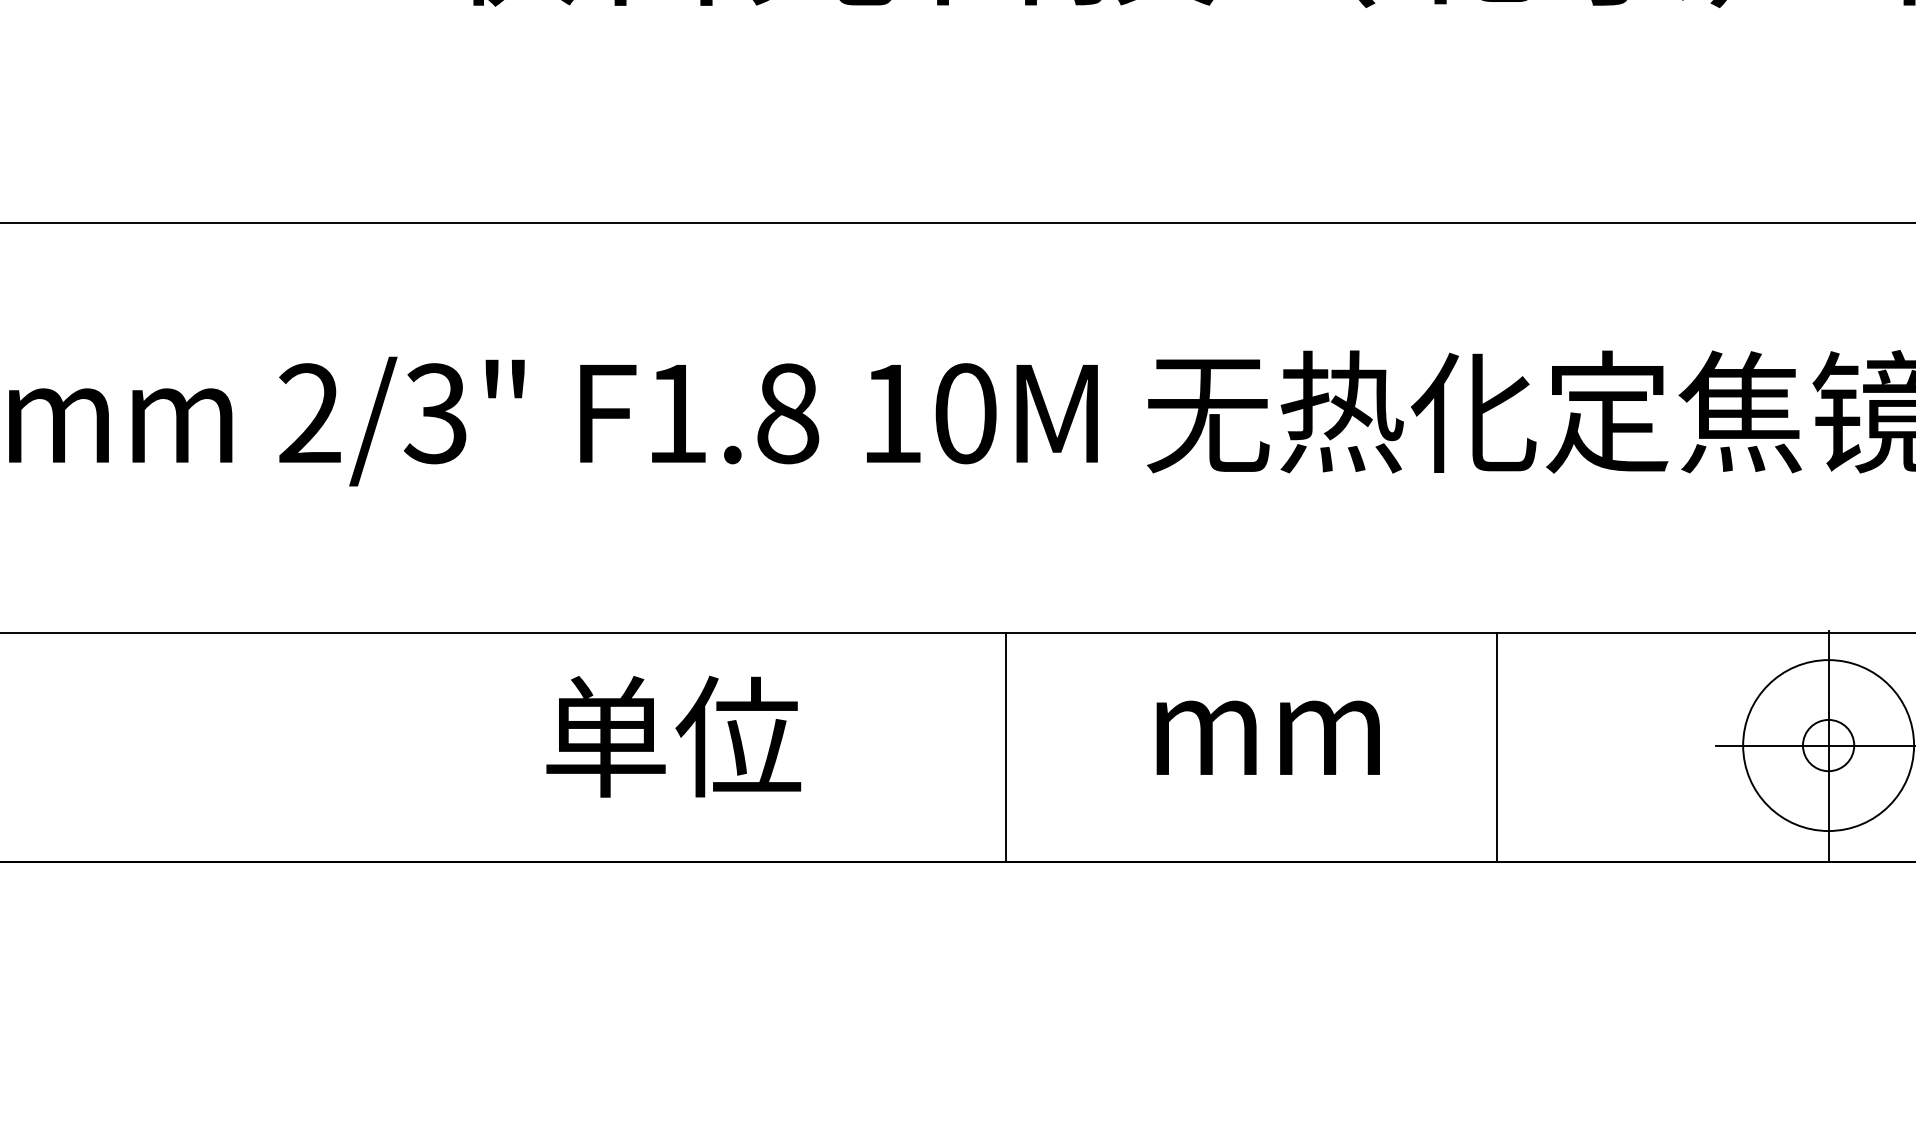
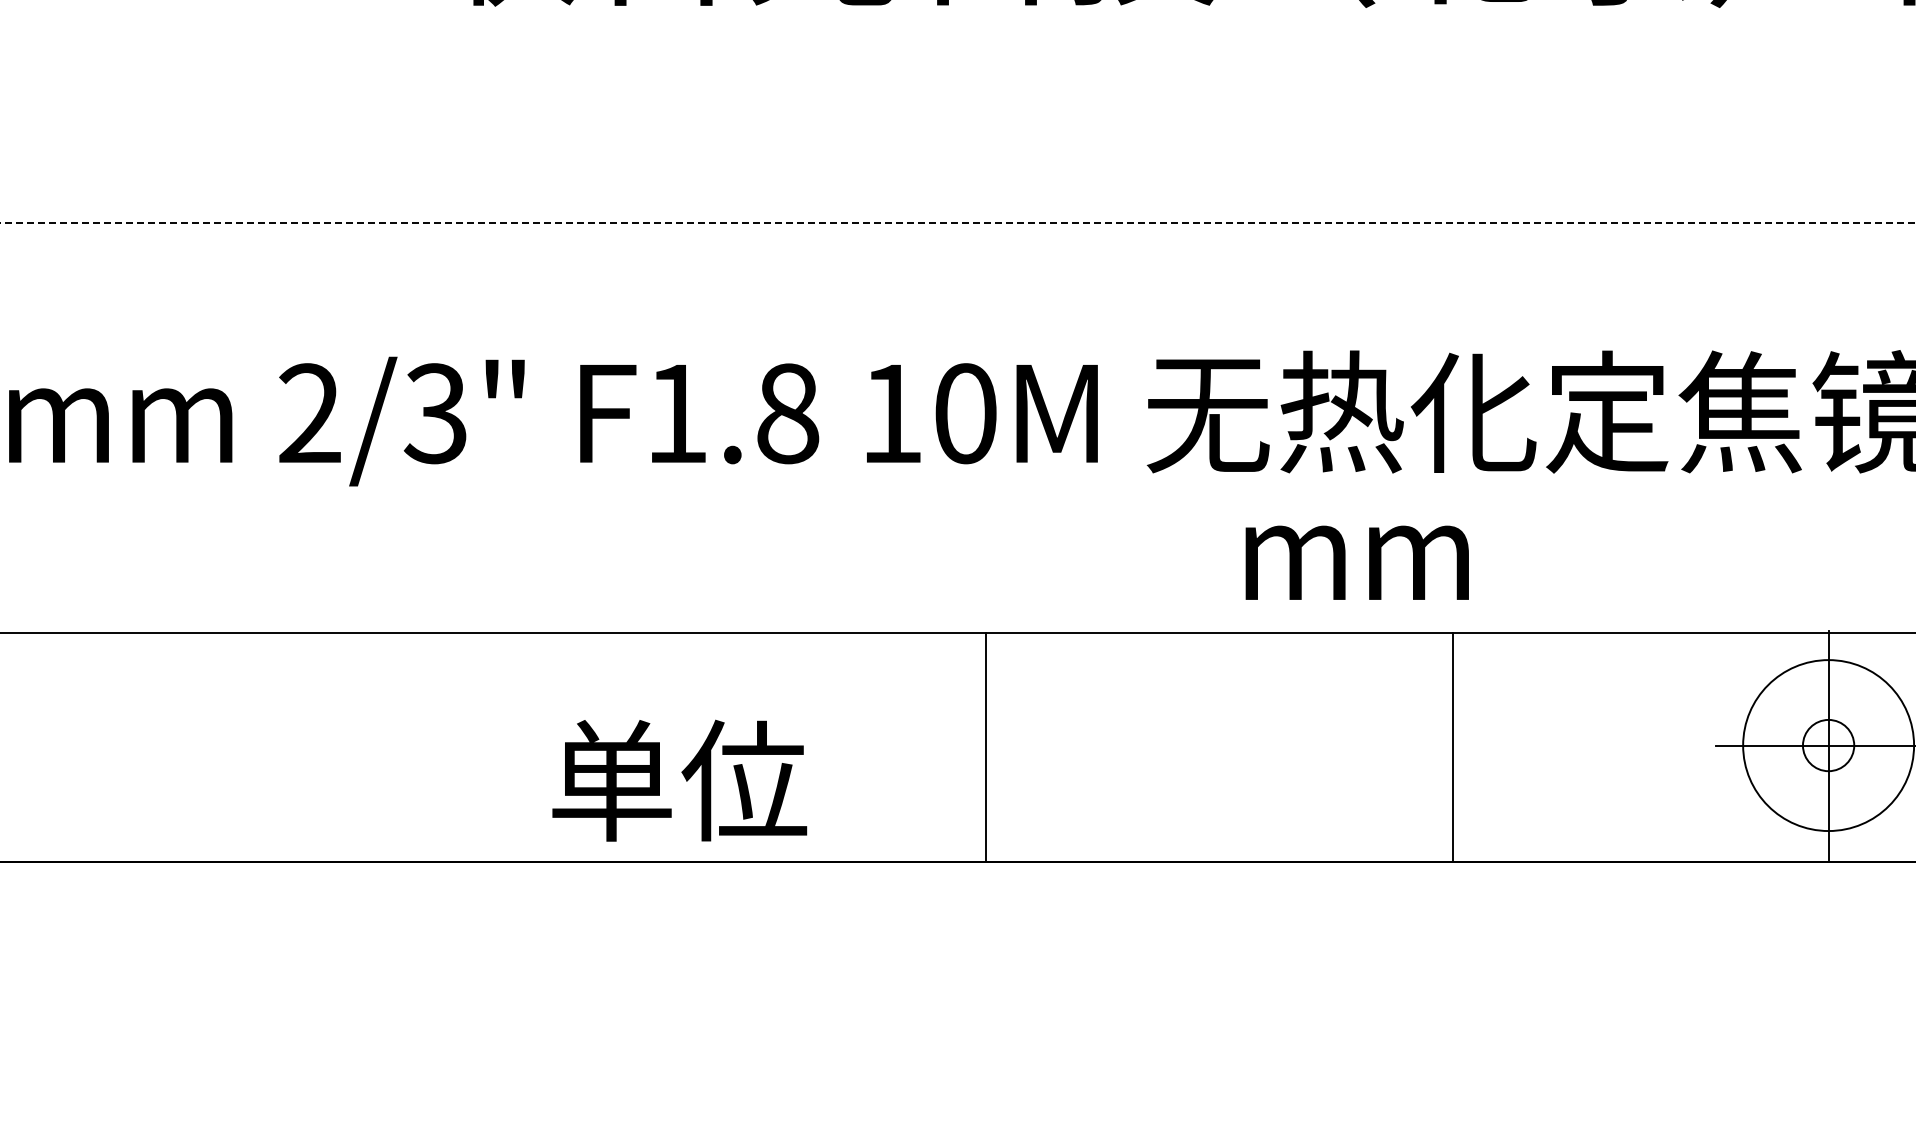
line: solid -> dashed (957, 223)
text position: (673, 736) -> (679, 780) (679, 780)
text position: (1267, 737) -> (1356, 562) (1356, 562)
line position: (1006, 747) -> (986, 747) (986, 747)
line position: (1497, 747) -> (1453, 747) (1453, 747)
